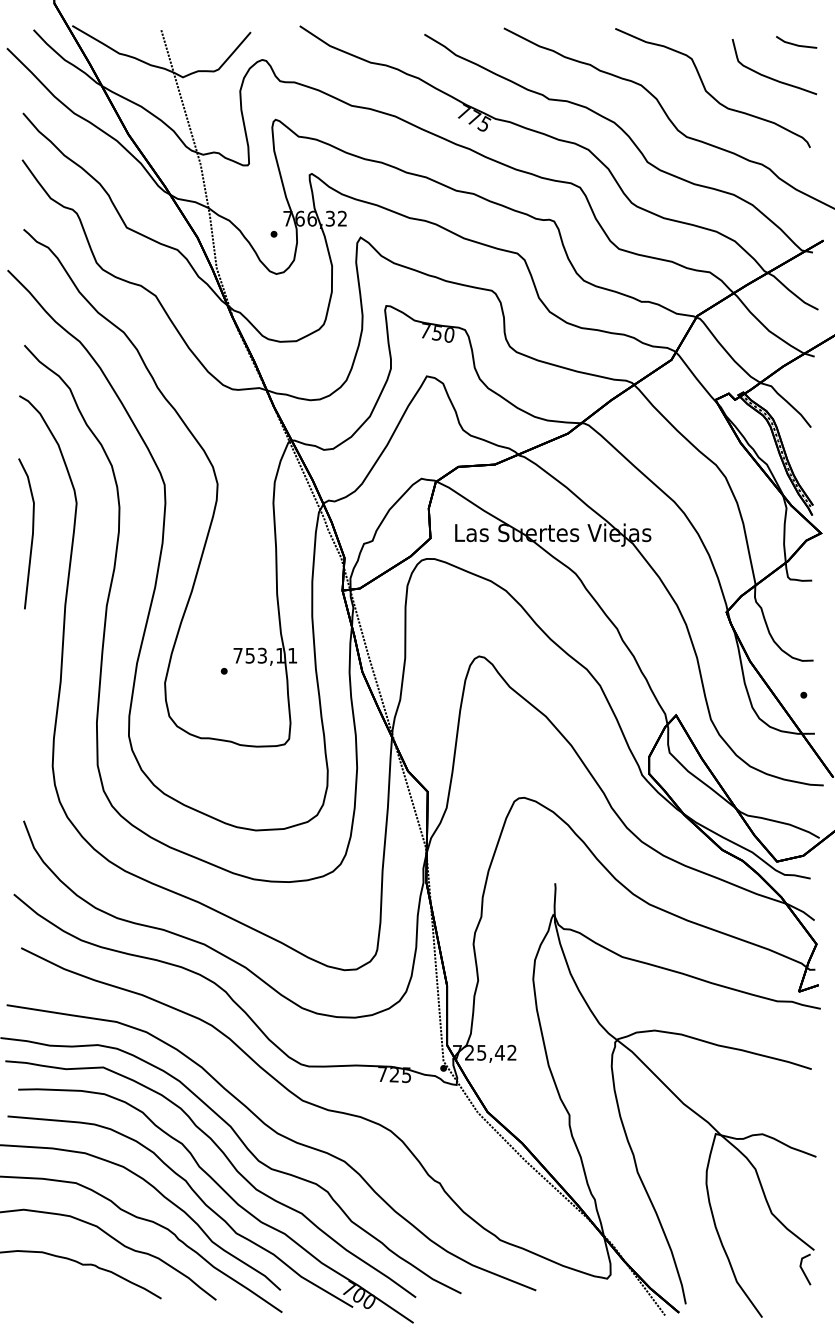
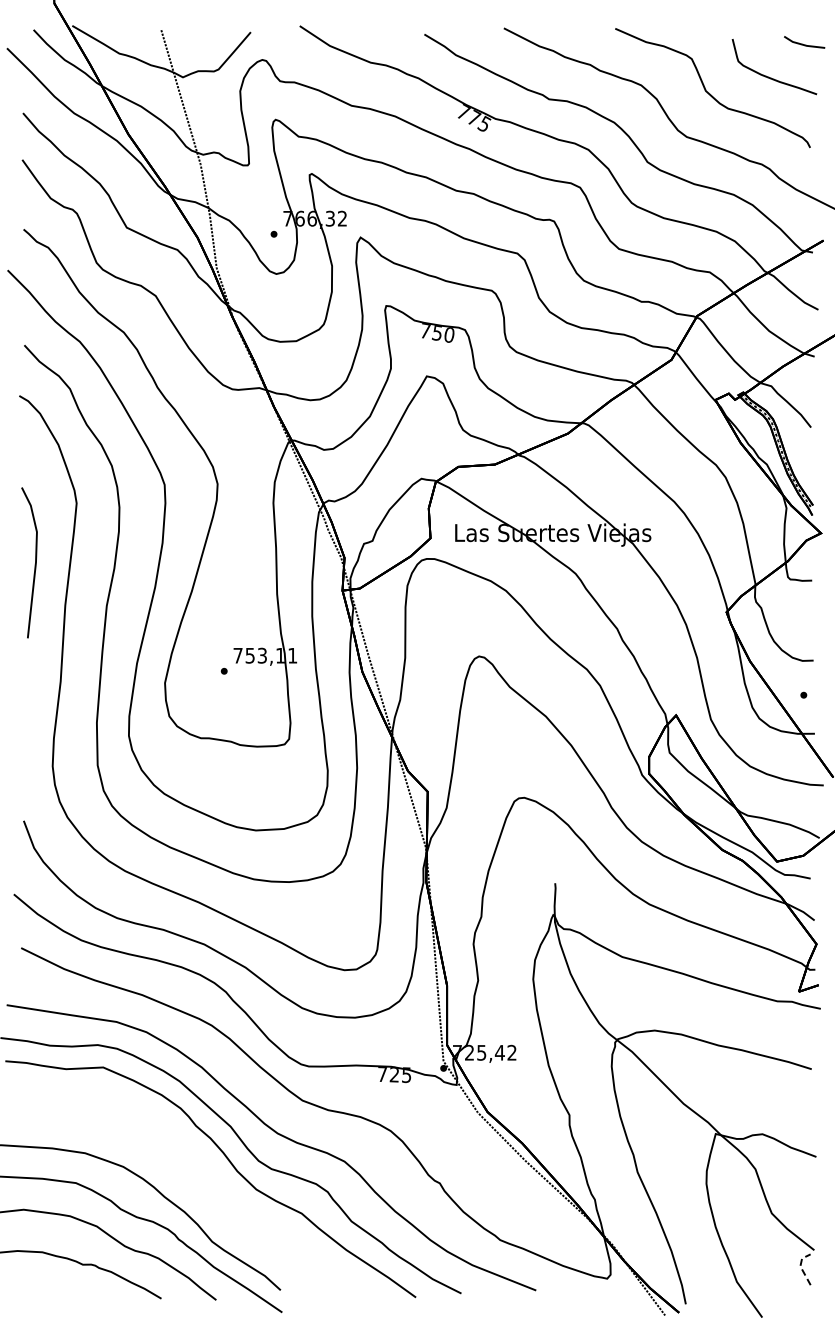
line position: (796, 44) -> (804, 44) (804, 44)
line position: (31, 535) -> (34, 564) (34, 564)
part: present -> none (210, 1205)
line: solid -> dashed (800, 1266)
